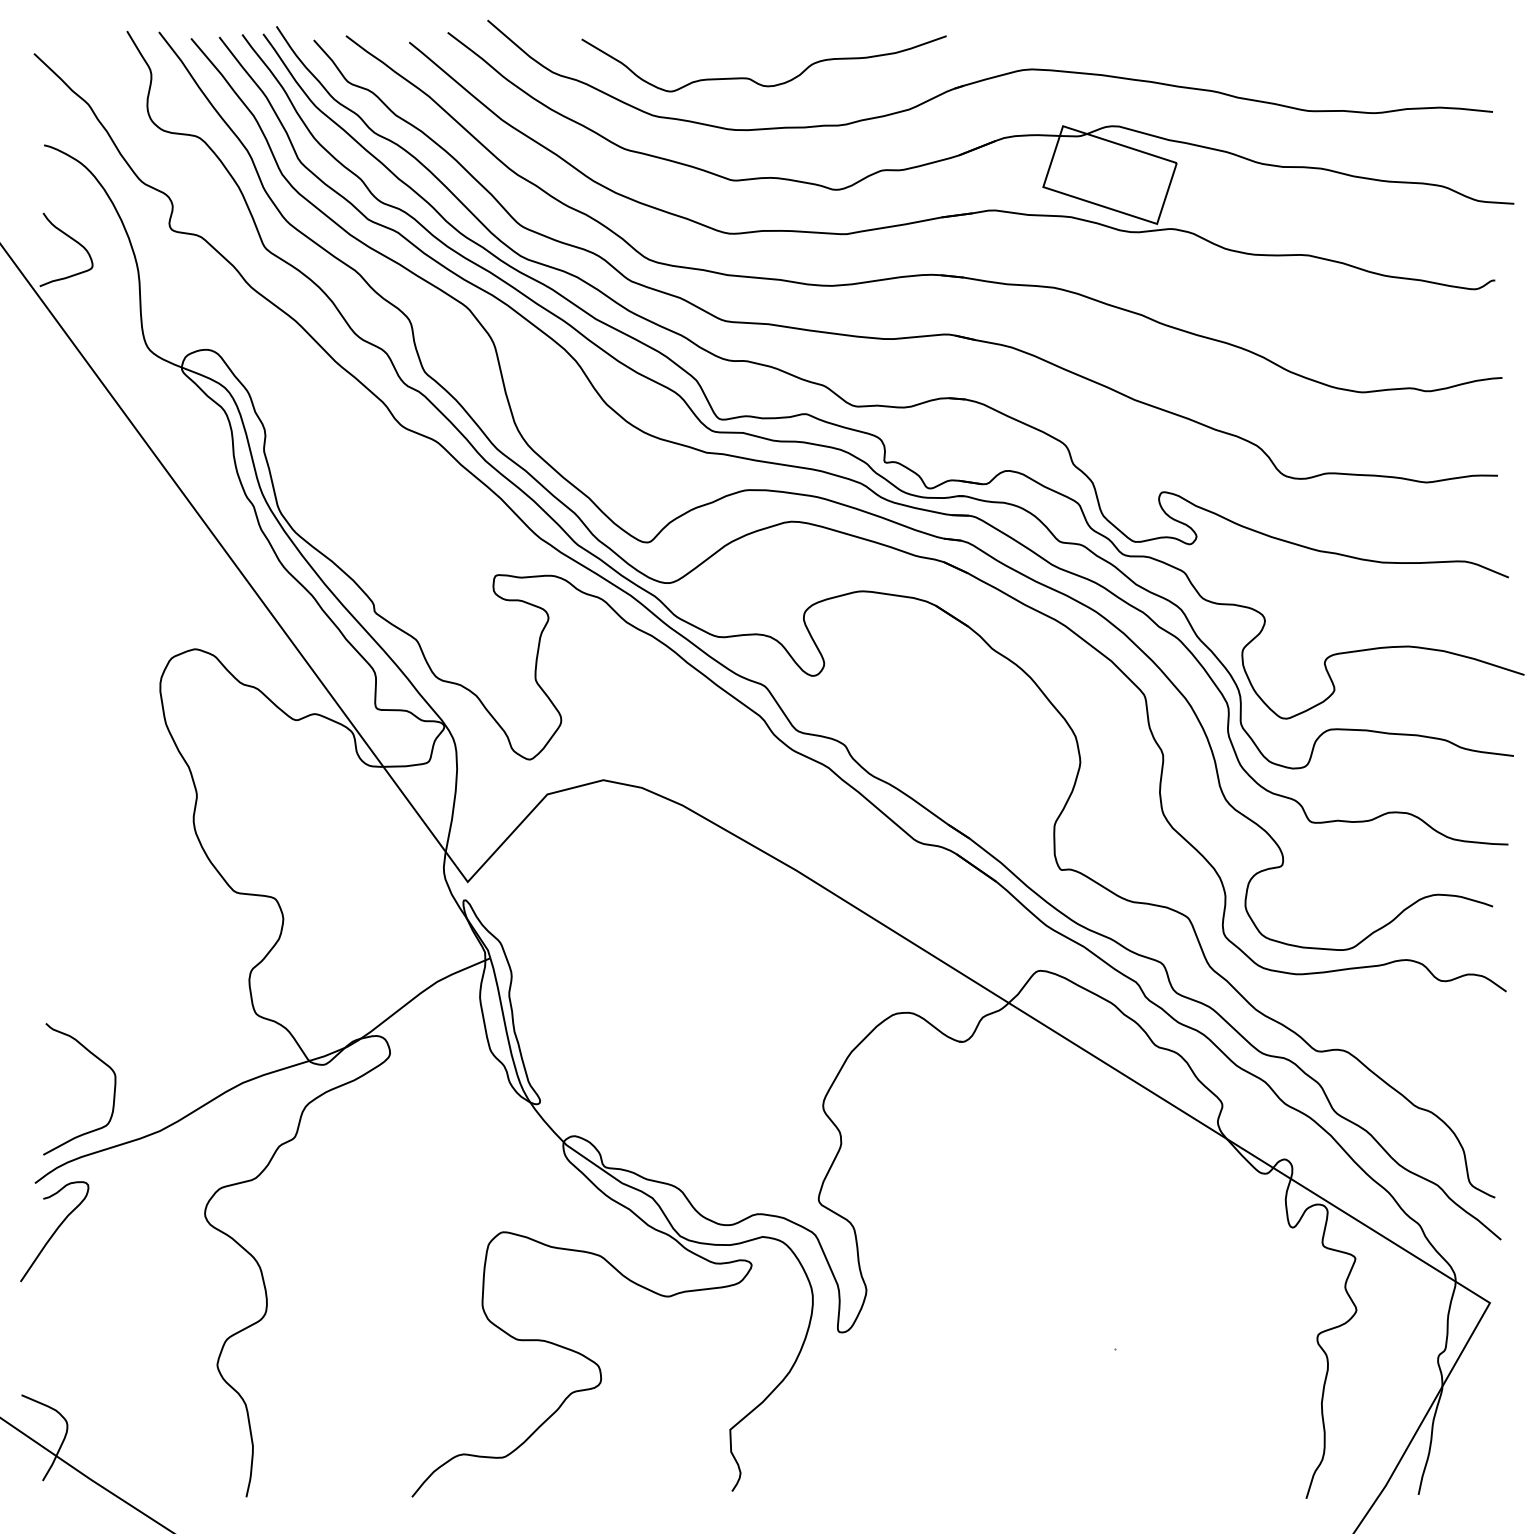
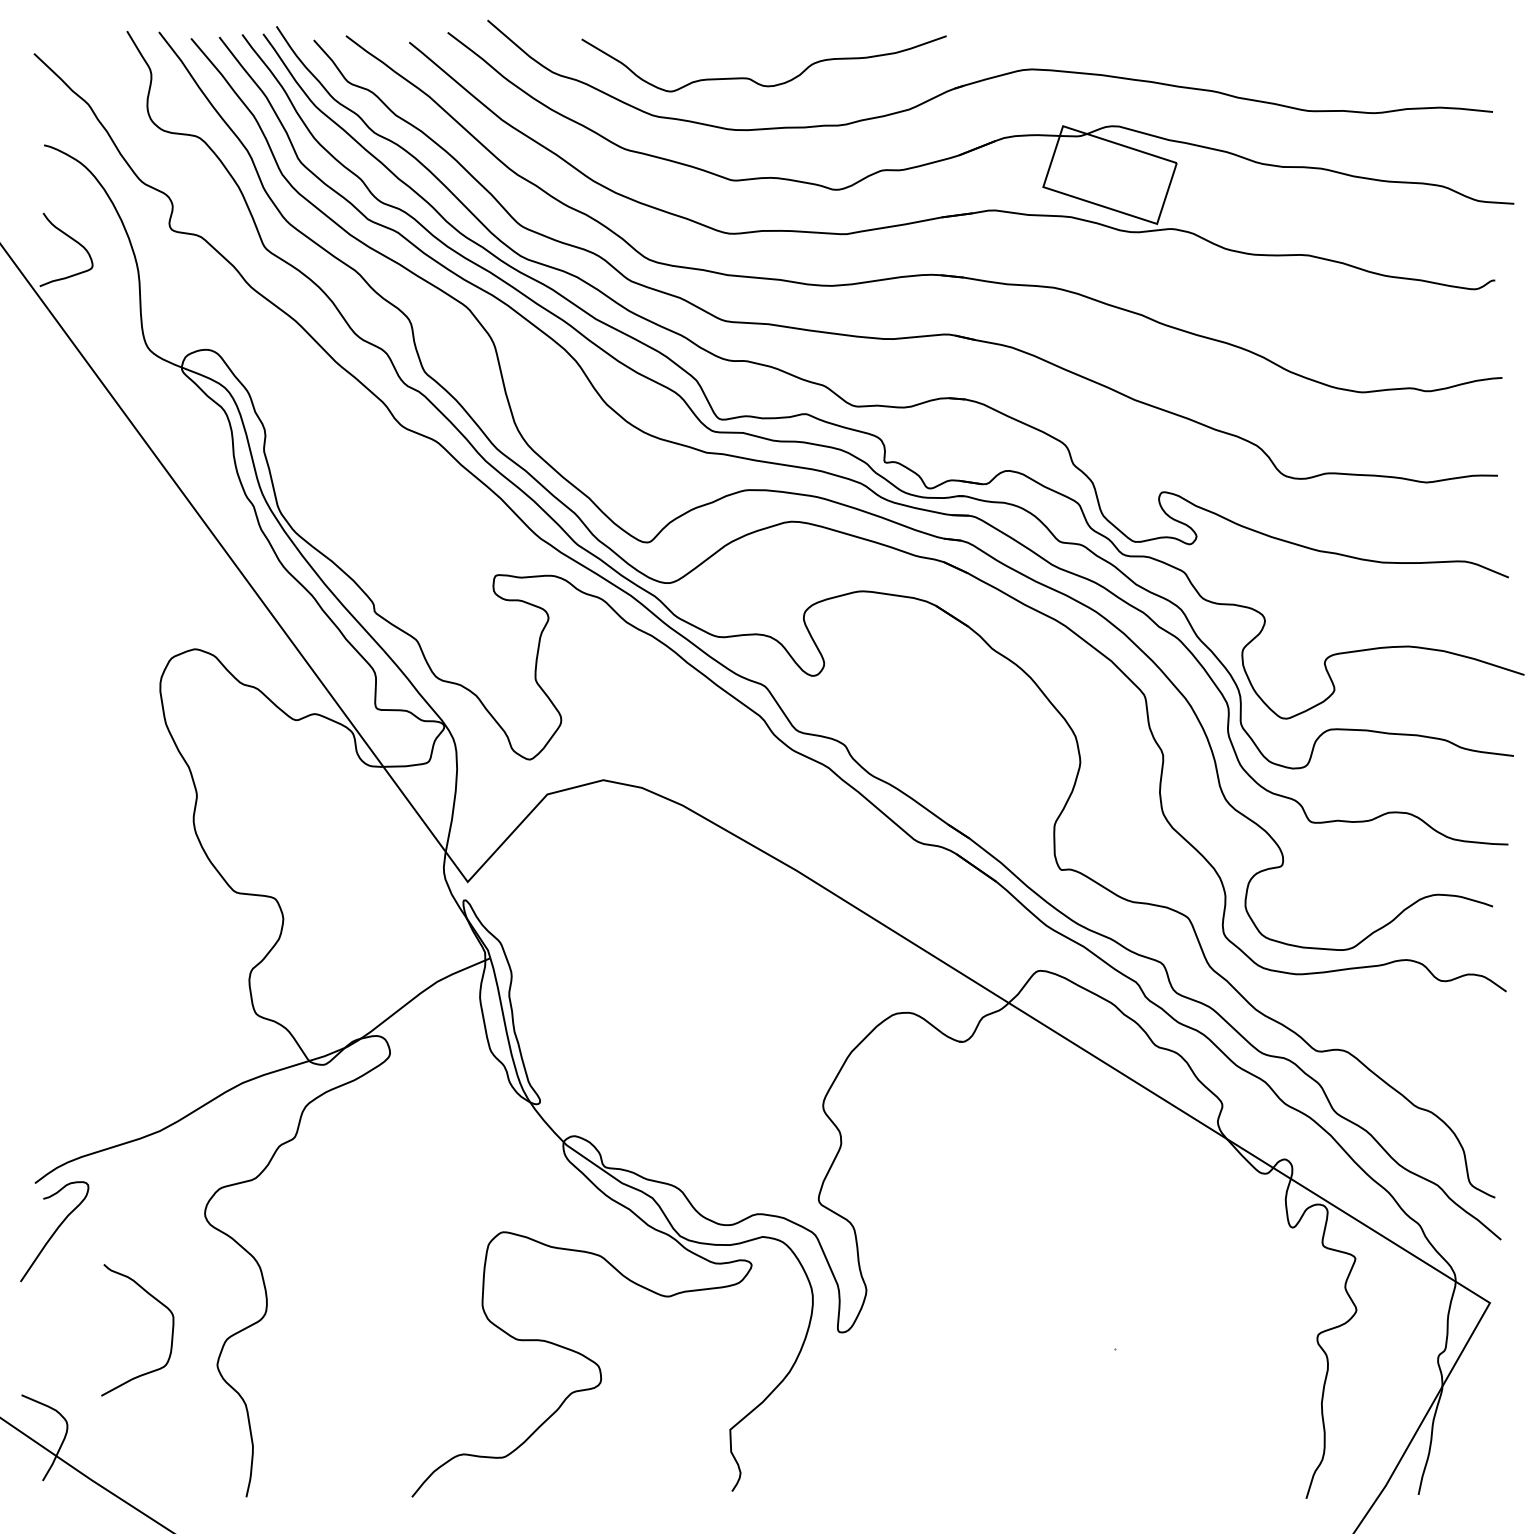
curve position: (113, 1092) -> (171, 1333) (171, 1333)
